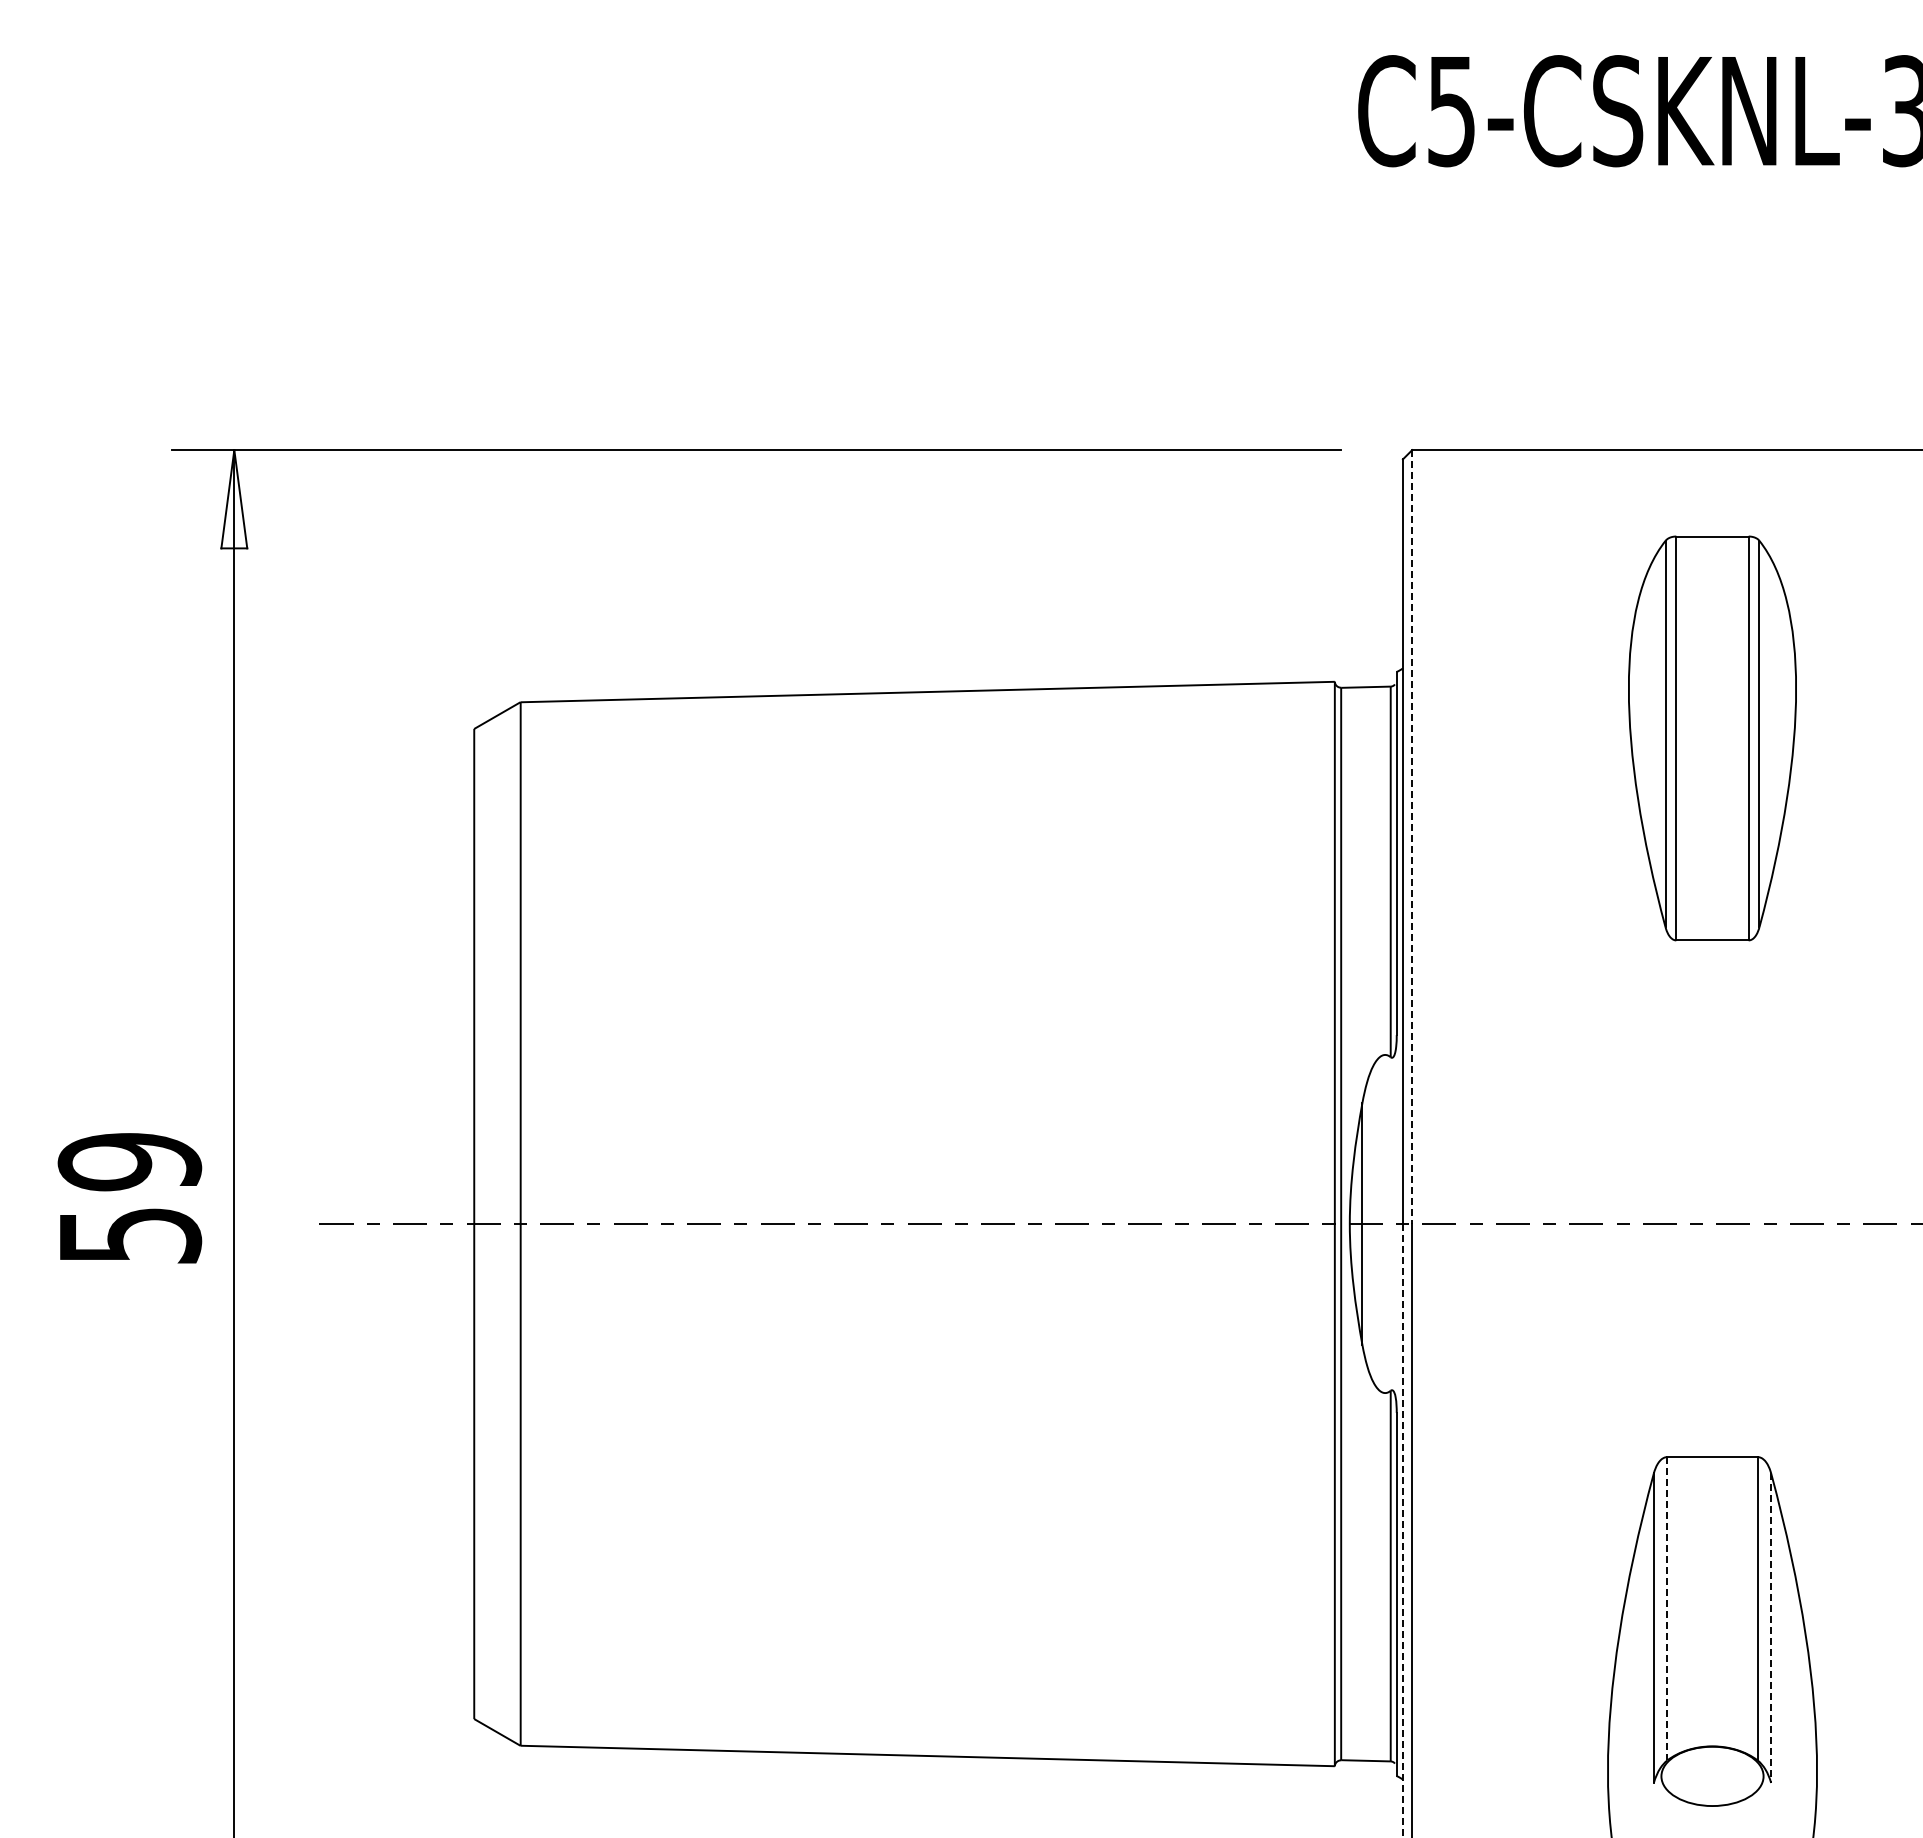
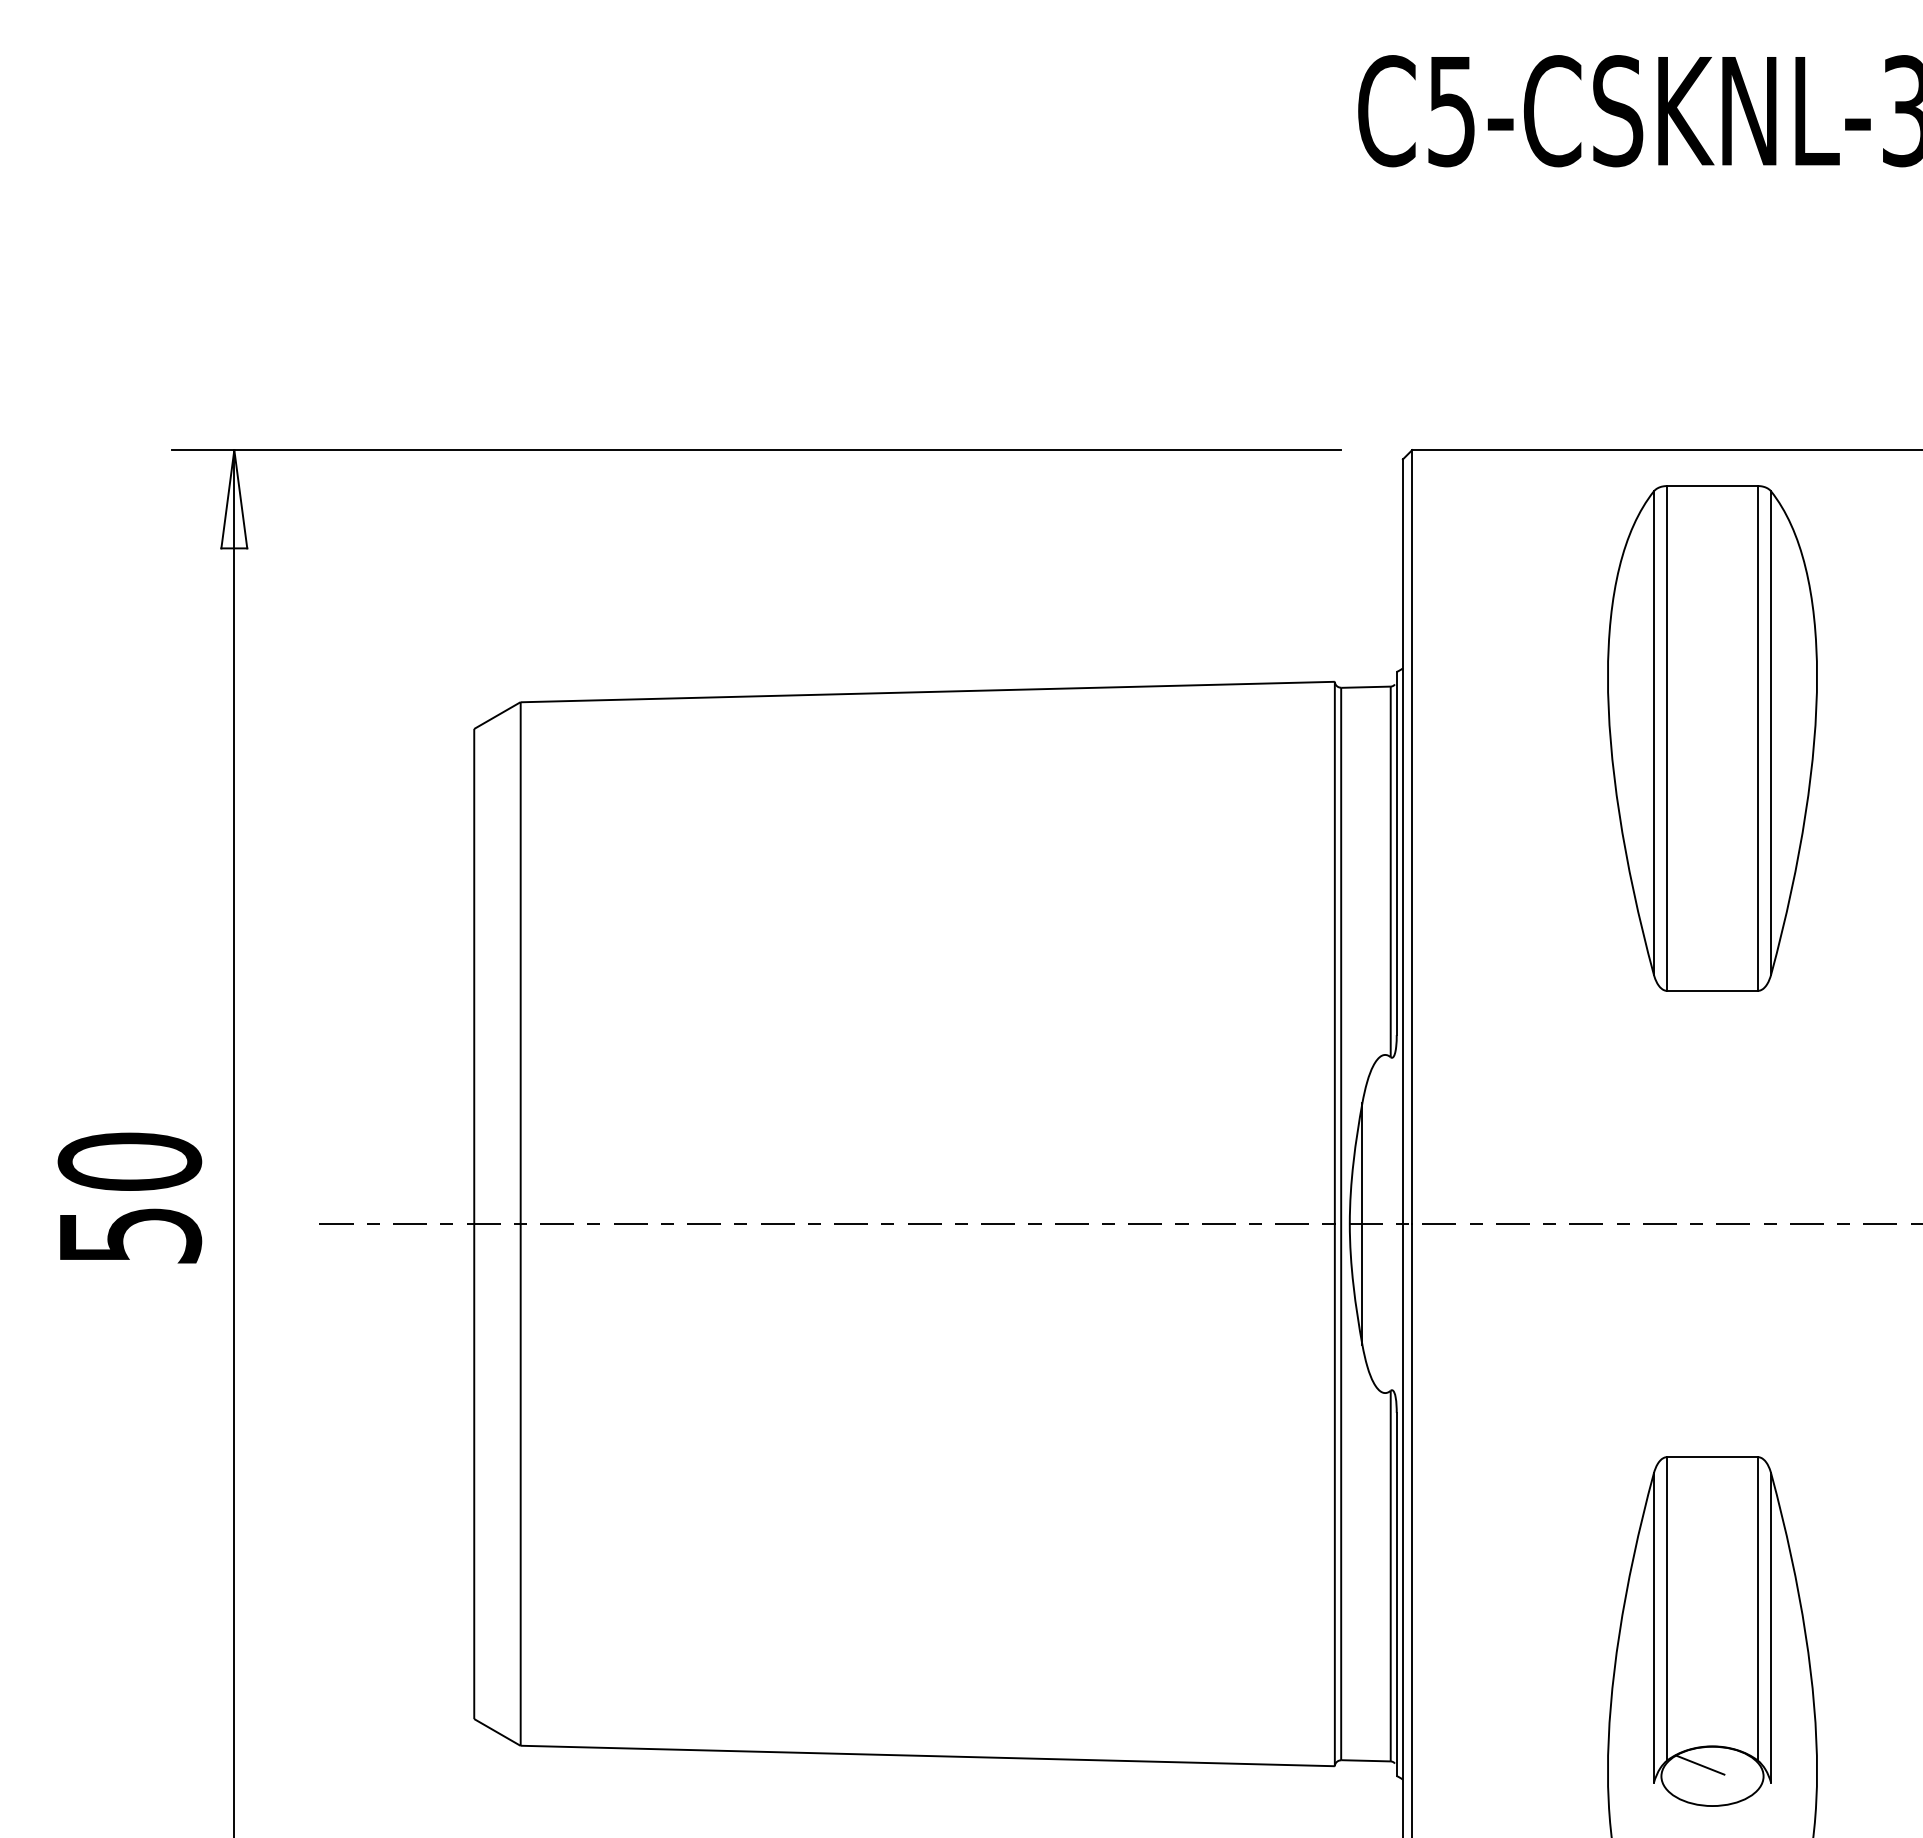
part size: 169x407 px -> 211x507 px (1712, 738)
line: dashed -> solid (1412, 837)
text: 59 -> 50 (129, 1161)
line: dashed -> solid (1402, 1530)
line: dashed -> solid (1667, 1608)
line: dashed -> solid (1771, 1628)
line: none -> present (1700, 1764)
